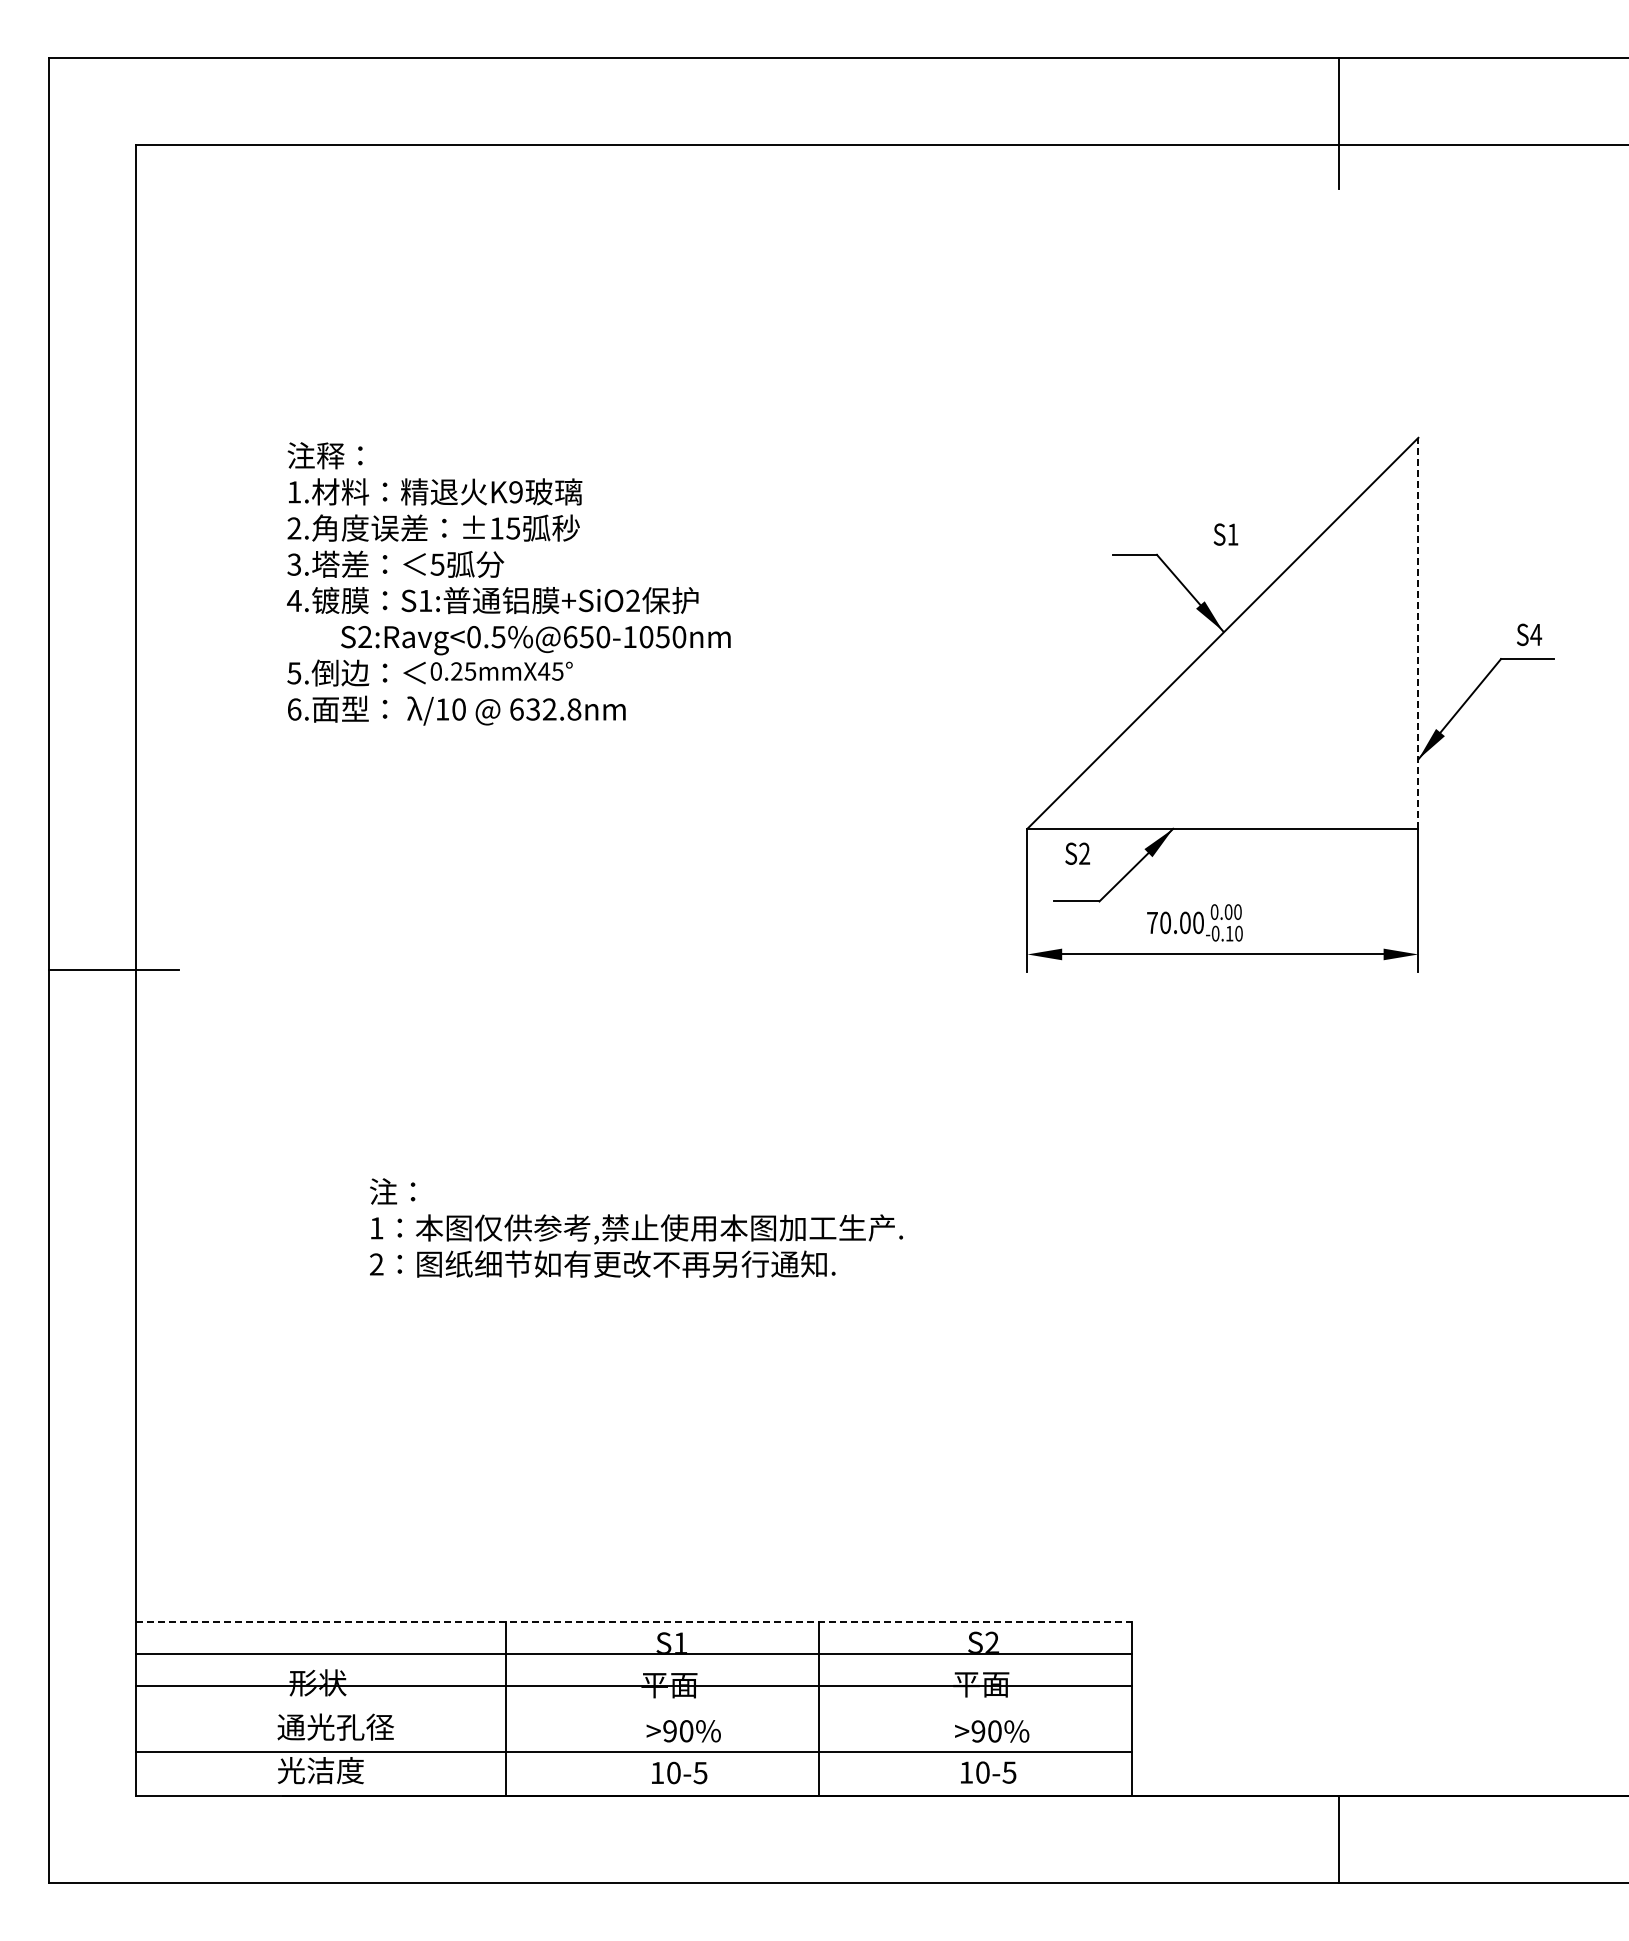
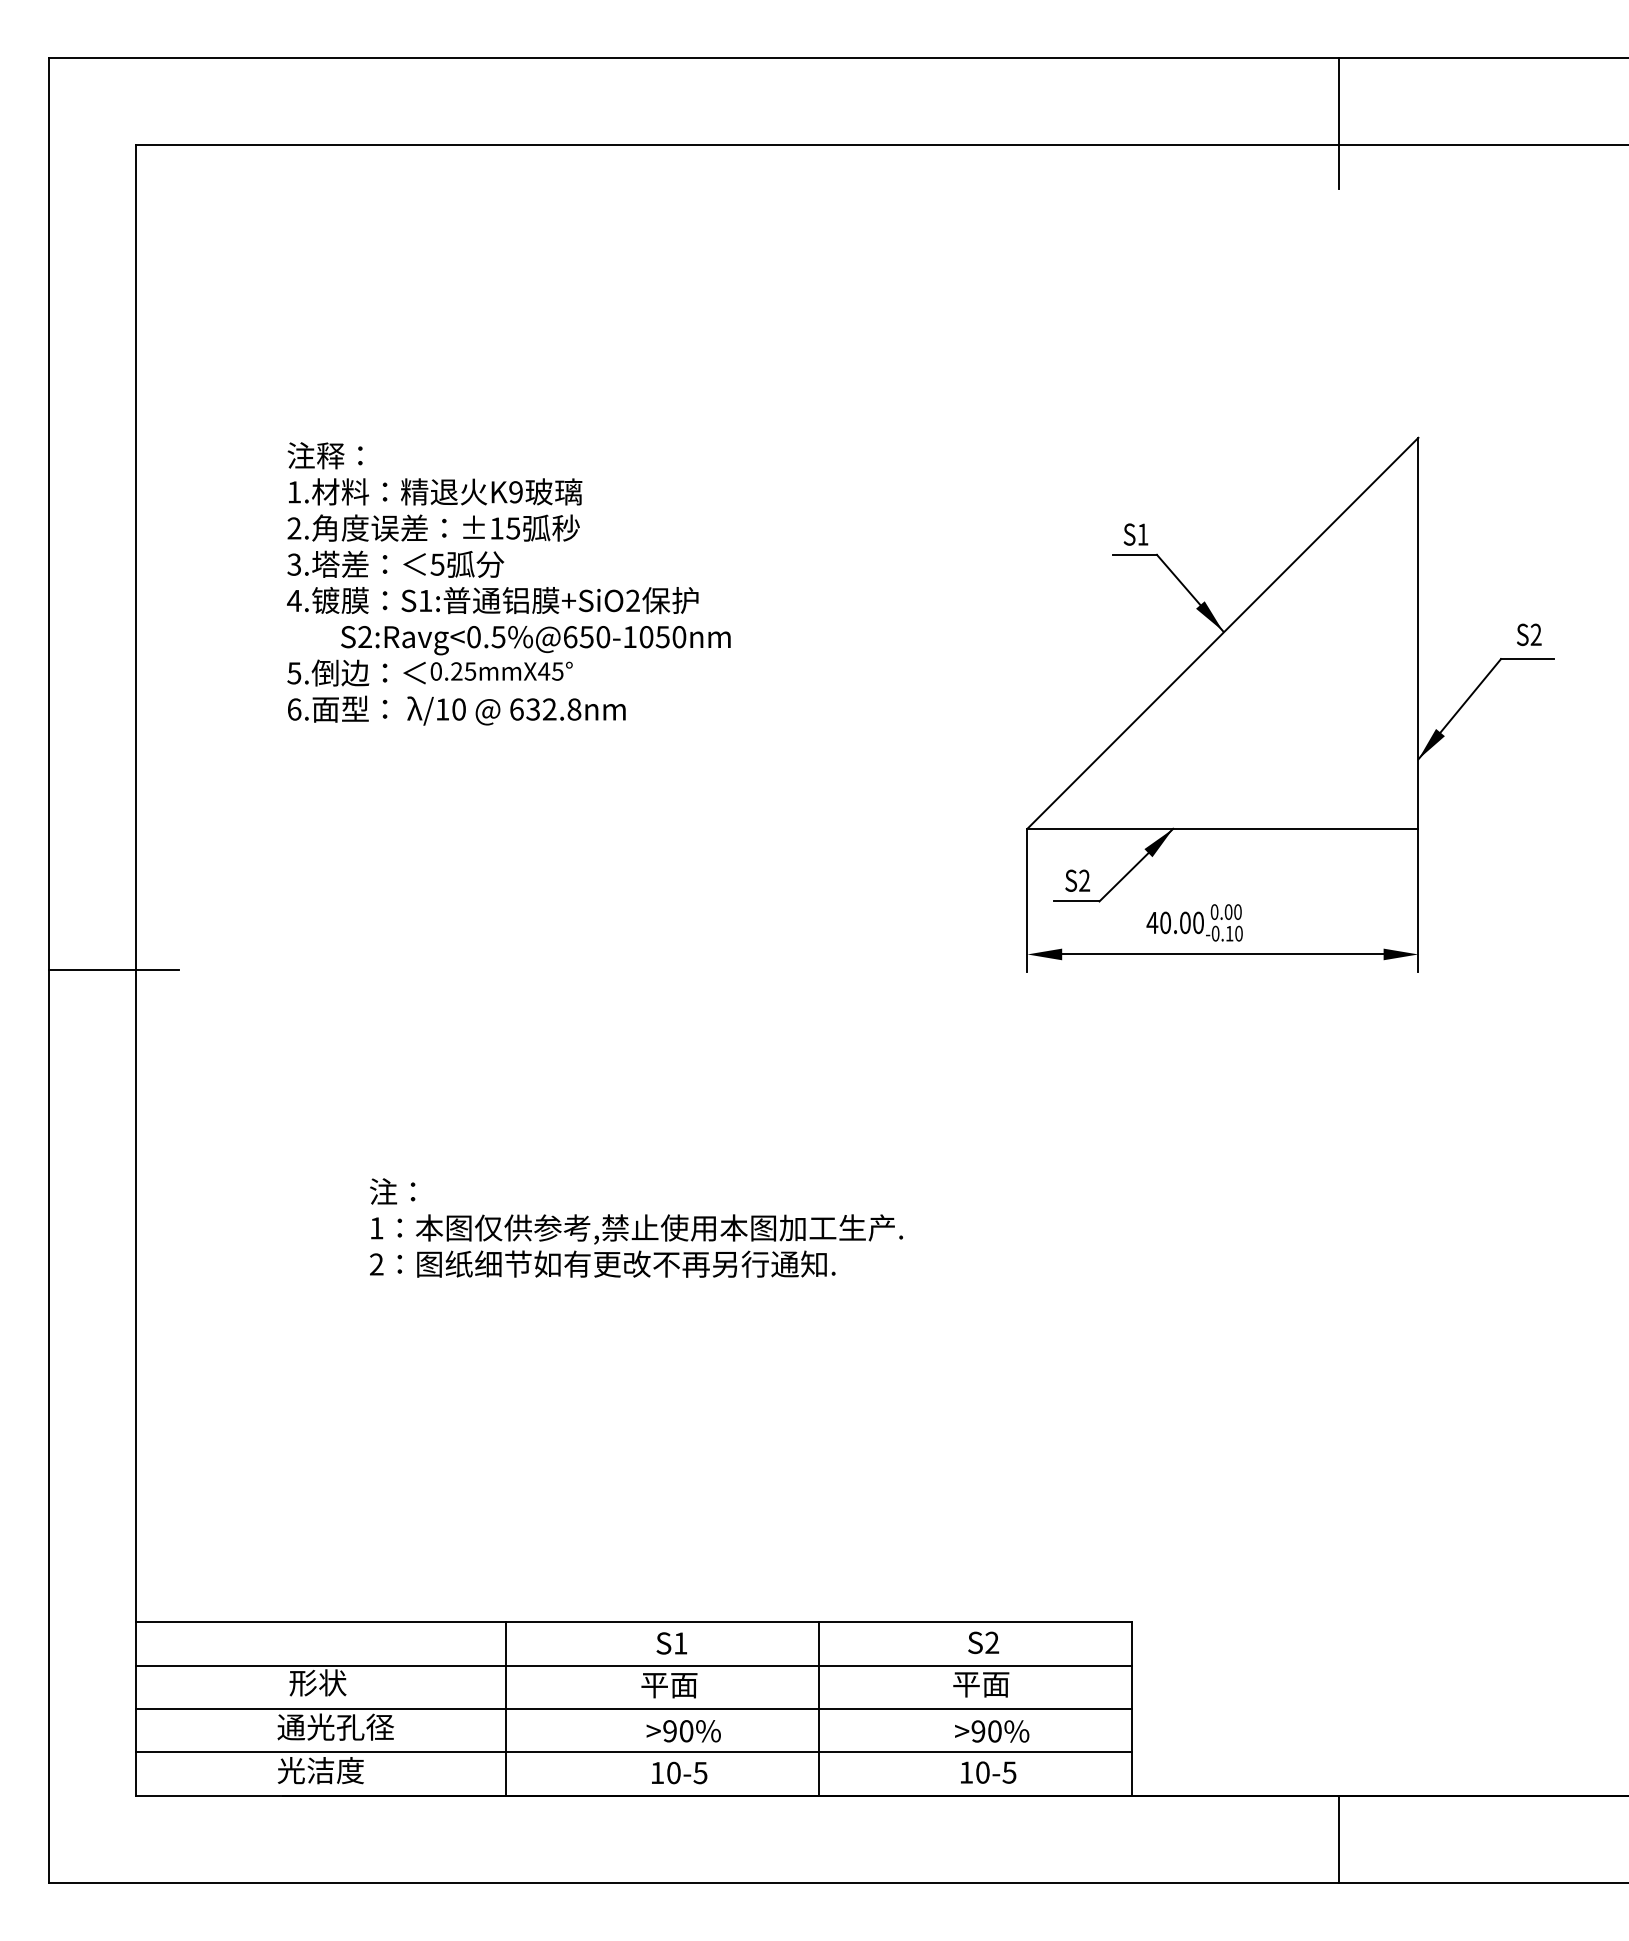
text position: (1225, 534) -> (1135, 534) (1135, 534)
line: dashed -> solid (1418, 632)
text: S4 -> S2 (1536, 634)
text position: (1077, 853) -> (1077, 880) (1077, 880)
text: 70.00 -> 40.00 (1152, 922)
line: dashed -> solid (634, 1622)
line position: (633, 1653) -> (633, 1665) (633, 1665)
line position: (633, 1686) -> (633, 1709) (633, 1709)
